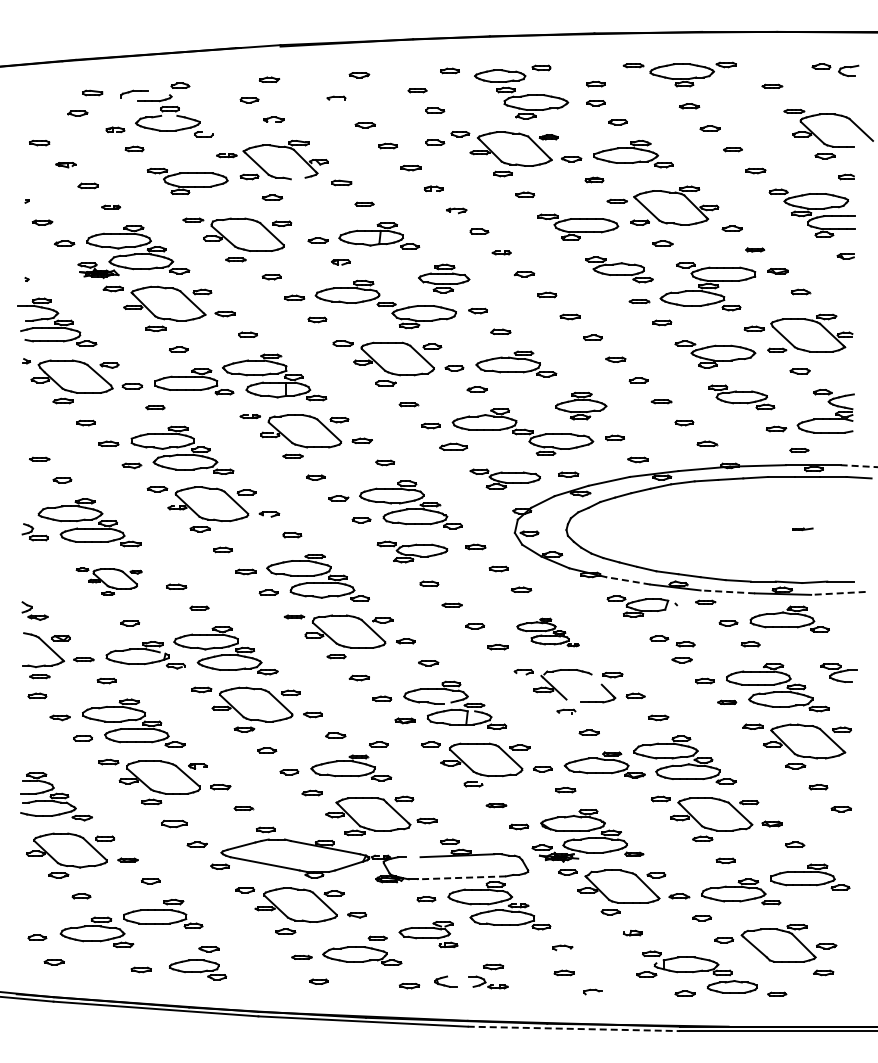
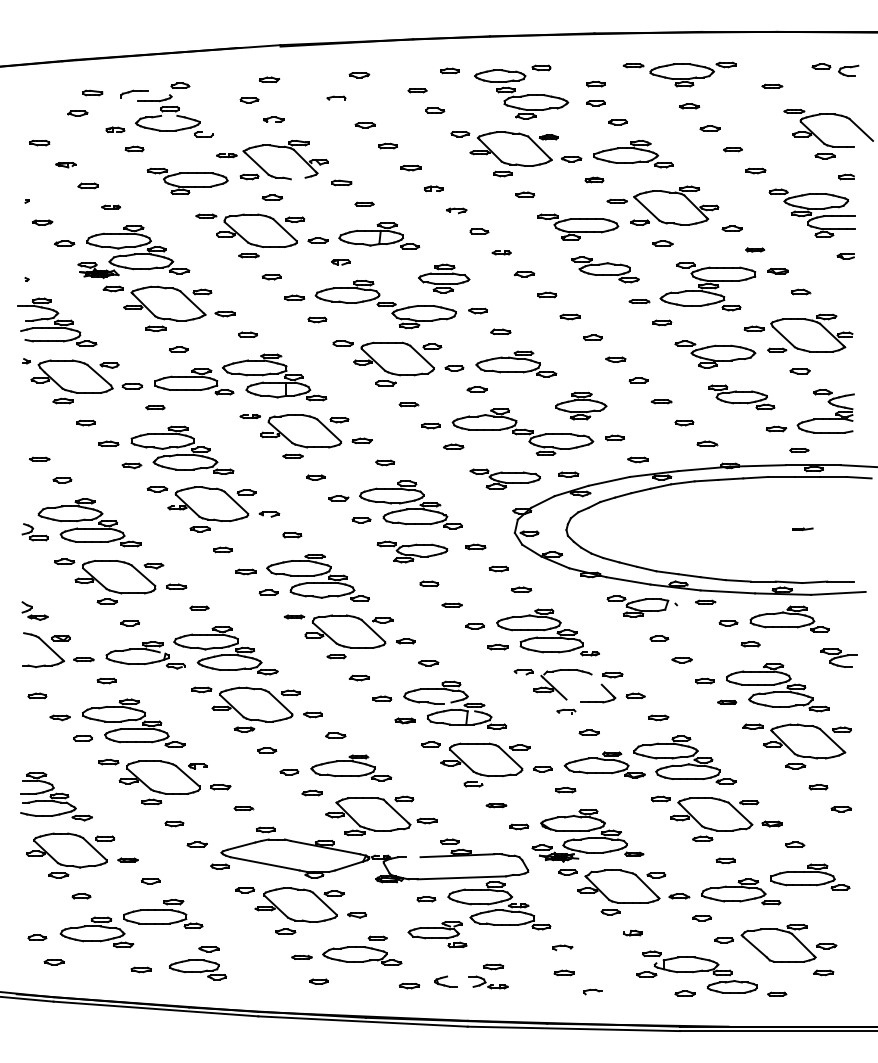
part: present -> none (435, 142)
part position: (237, 239) -> (250, 235) (250, 235)
part position: (619, 269) -> (605, 269) (605, 269)
part size: 29x9 px -> 22x7 px (453, 446)
line: dashed -> solid (859, 466)
line: dashed -> solid (627, 580)
part size: 68x29 px -> 111x47 px (109, 581)
line: dashed -> solid (727, 591)
line: dashed -> solid (837, 593)
part size: 64x31 px -> 104x49 px (547, 632)
part: present -> none (685, 644)
part position: (838, 673) -> (838, 658) (838, 658)
part: present -> none (39, 676)
part: present -> none (378, 744)
part size: 27x10 px -> 21x8 px (174, 823)
line: dashed -> solid (461, 877)
part position: (428, 934) -> (437, 934) (437, 934)
line: dashed -> solid (574, 1028)
